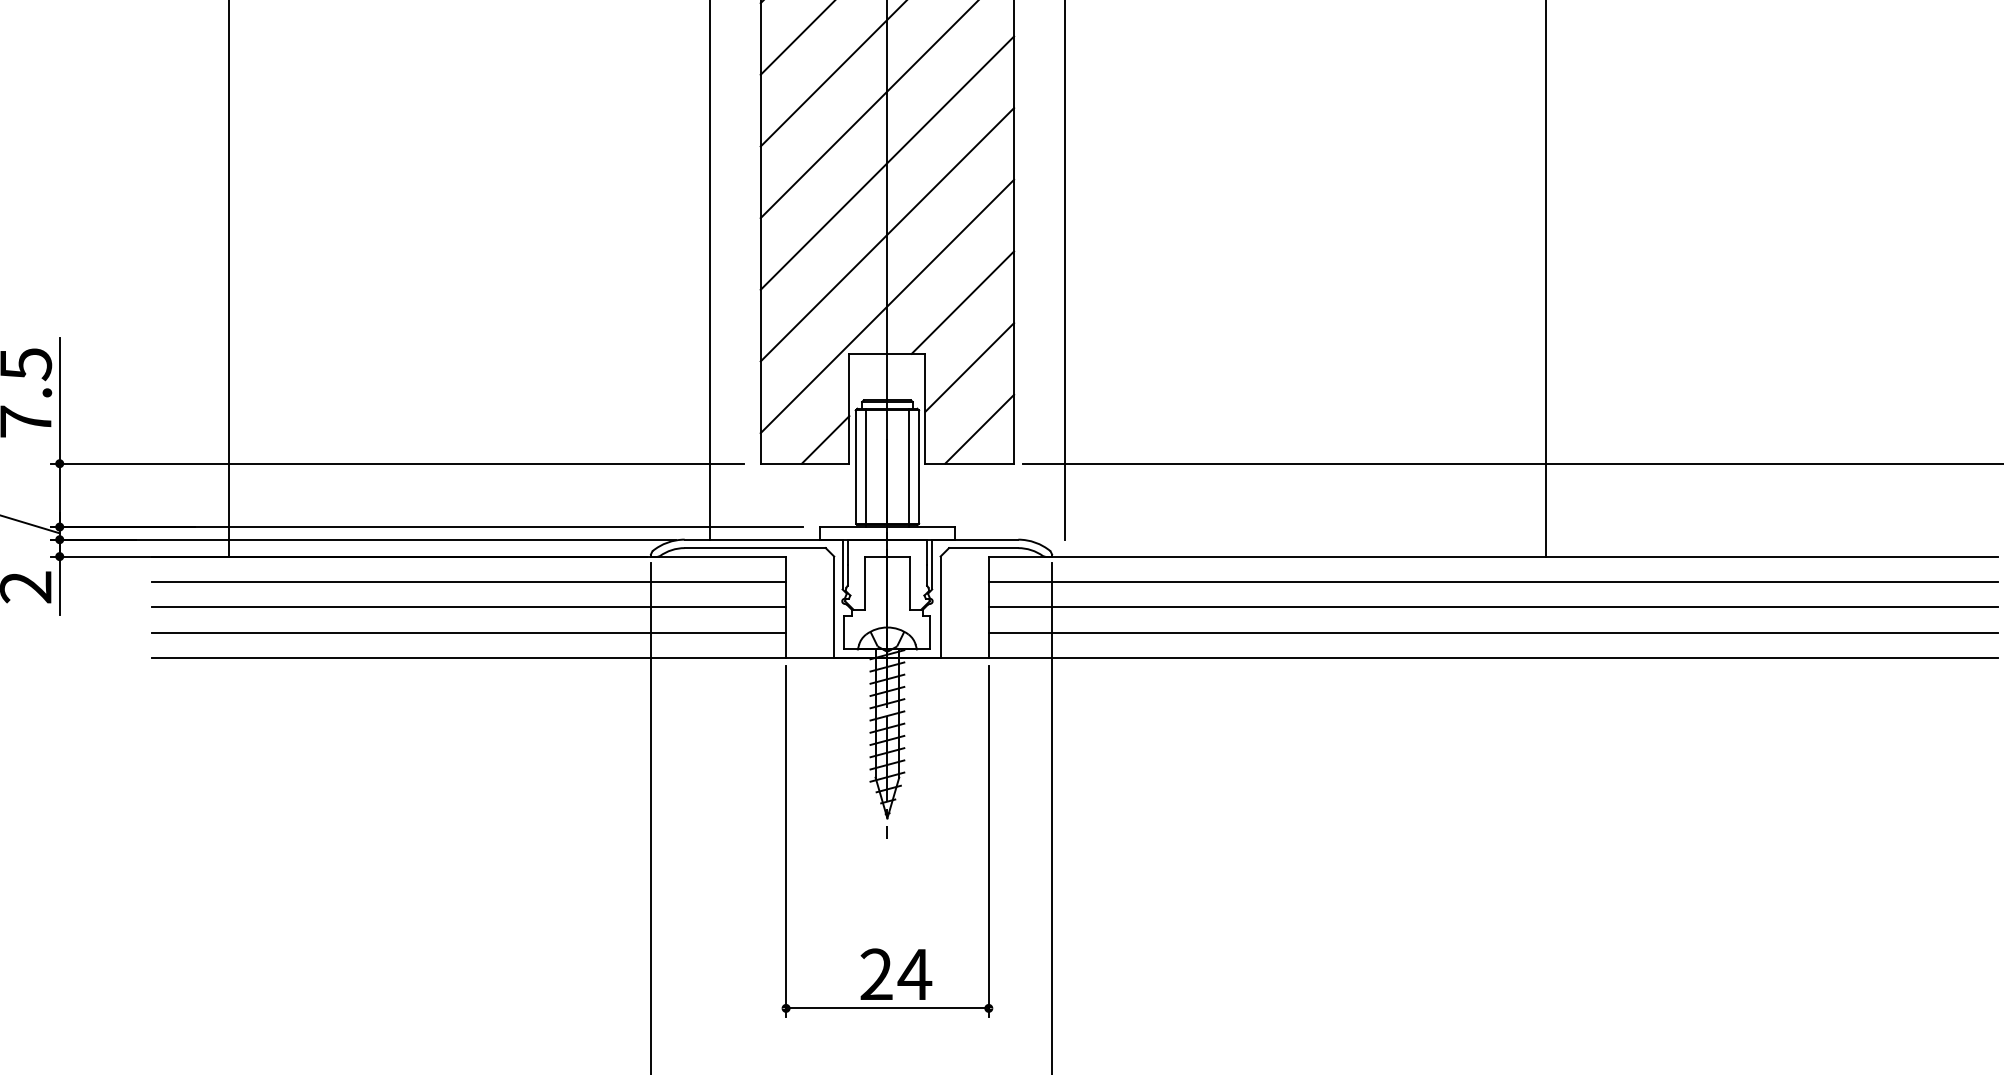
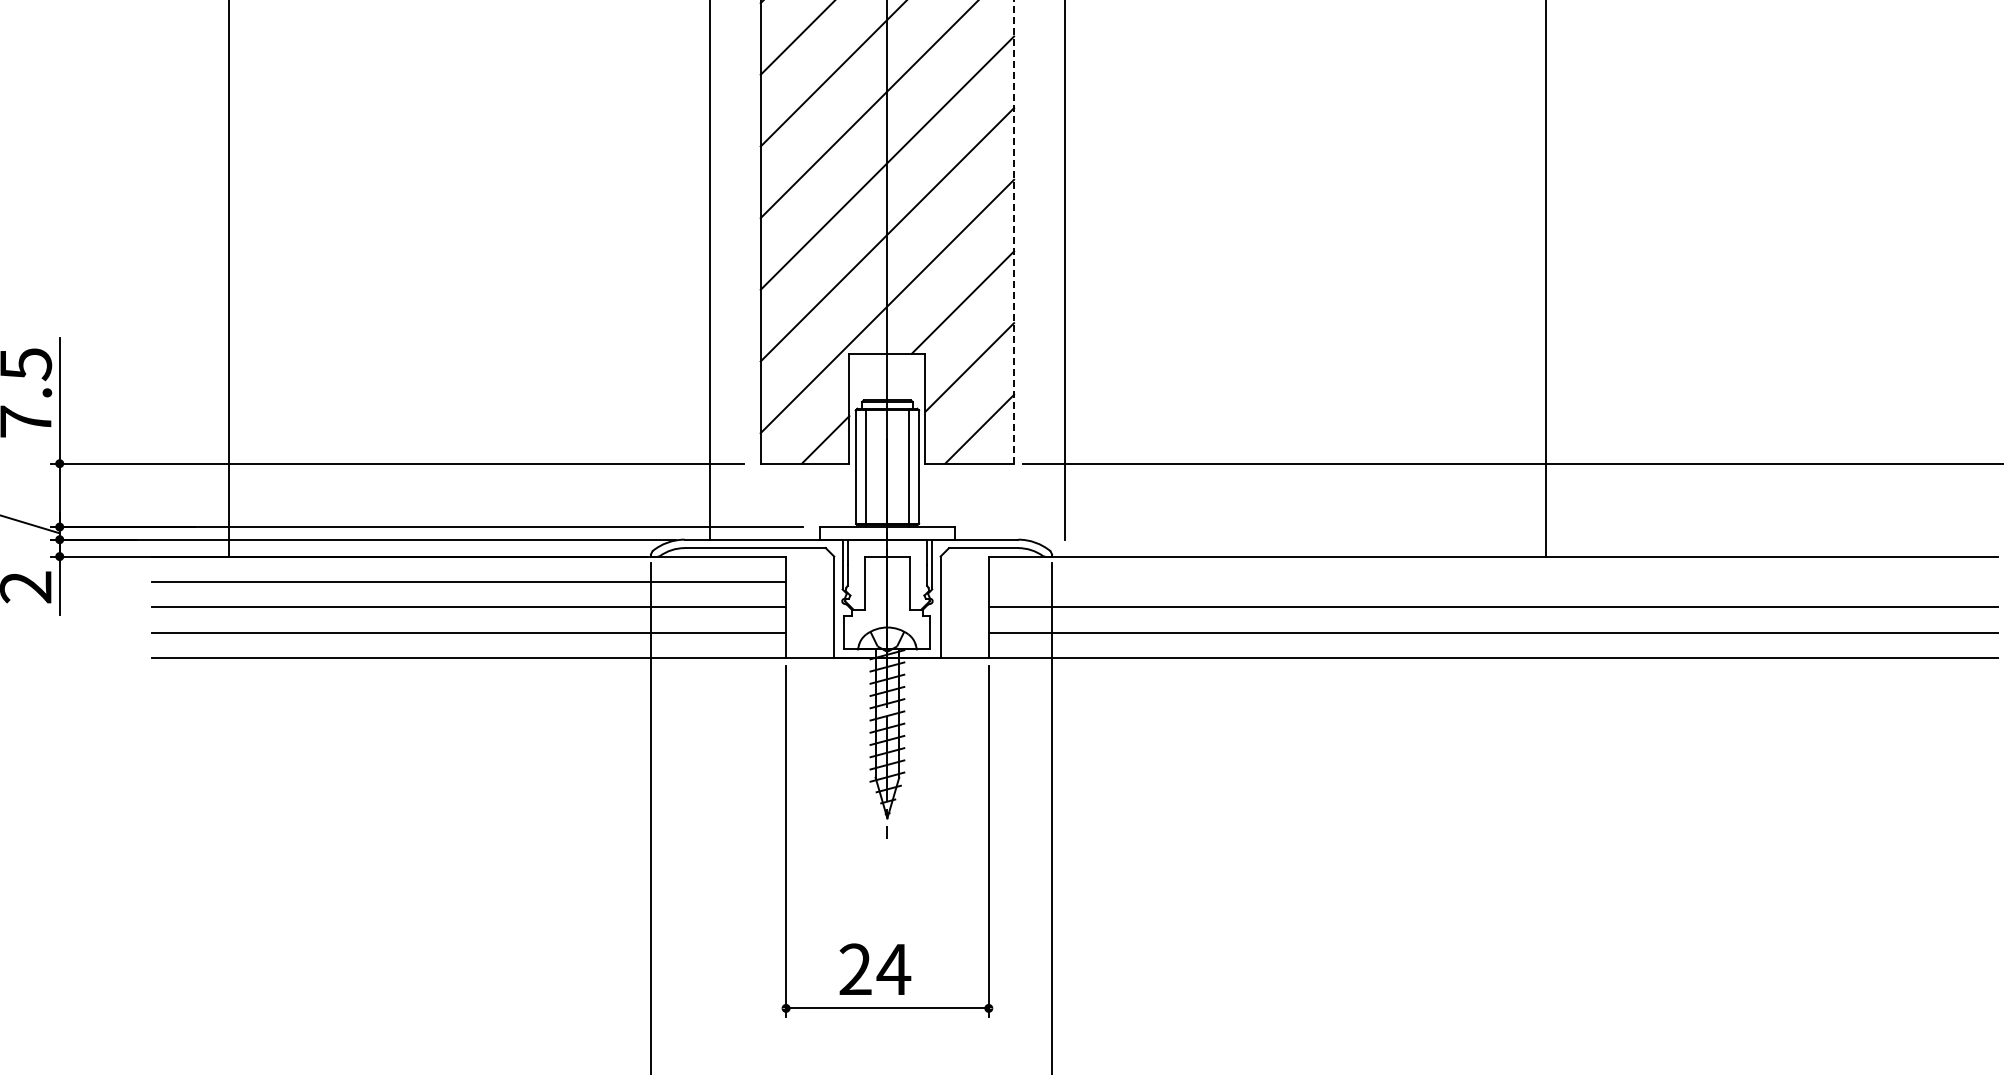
line: solid -> dashed (1014, 231)
line: present -> none (1493, 581)
text position: (896, 973) -> (875, 968) (875, 968)
